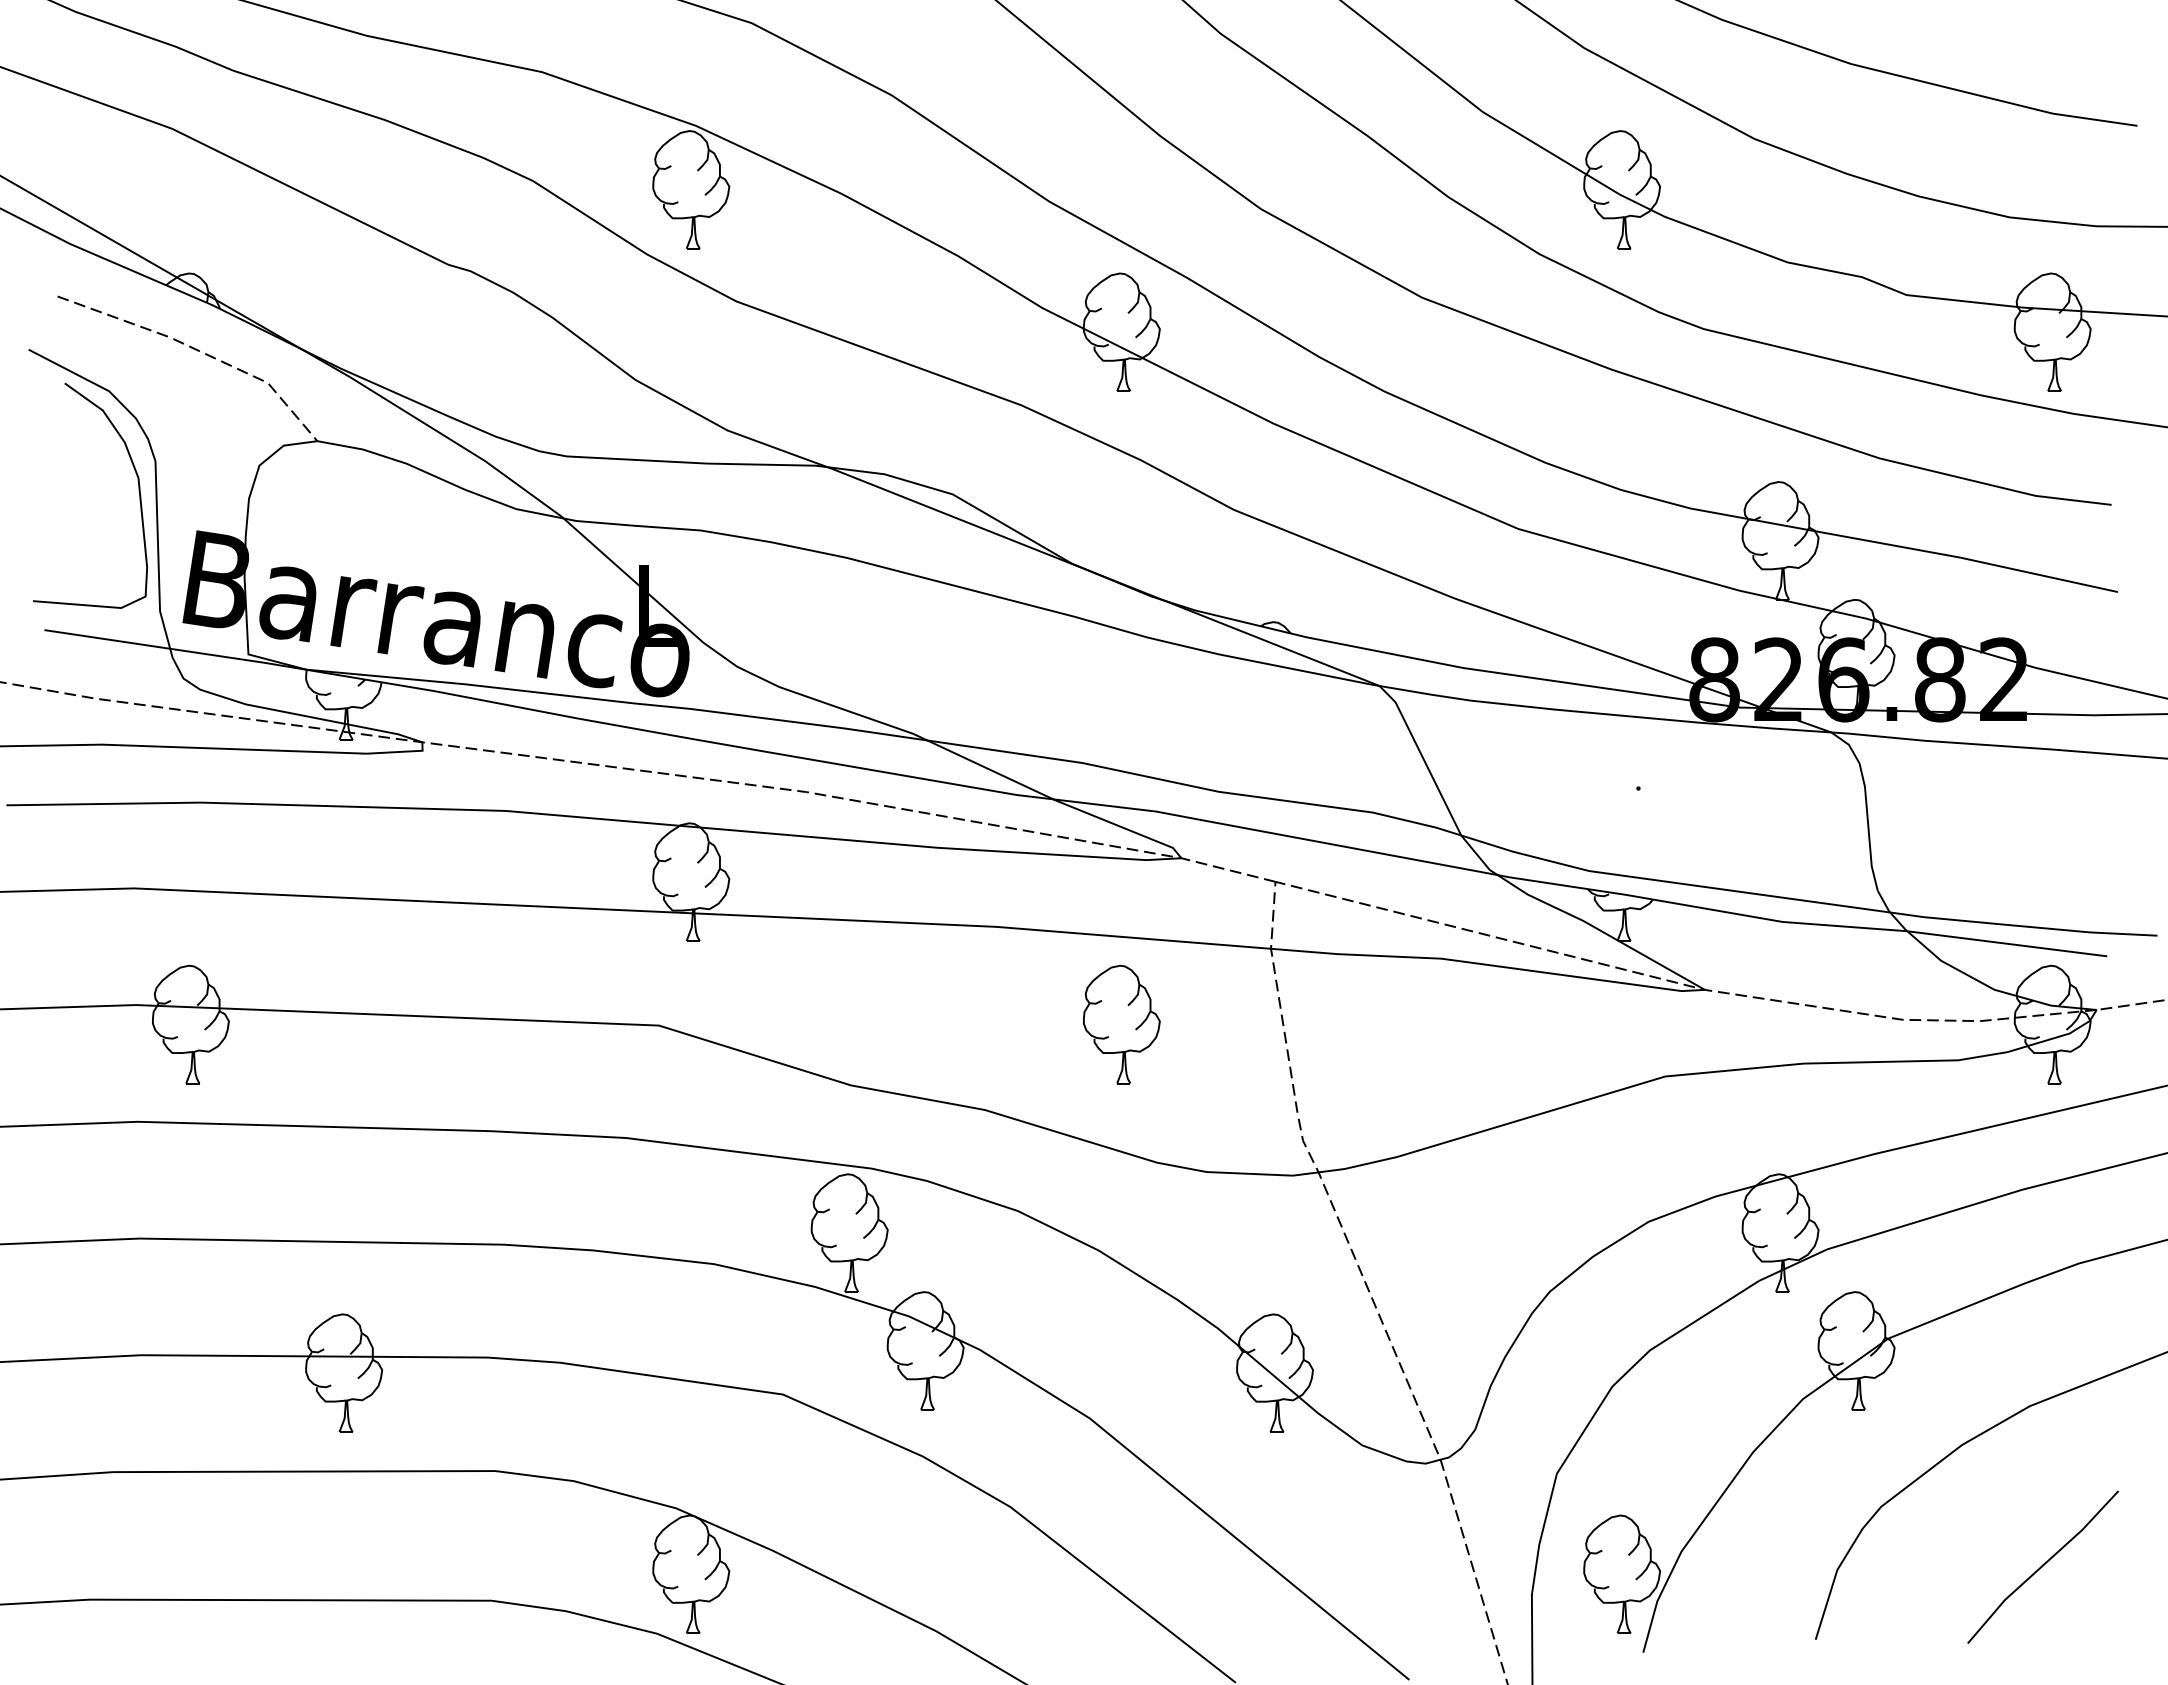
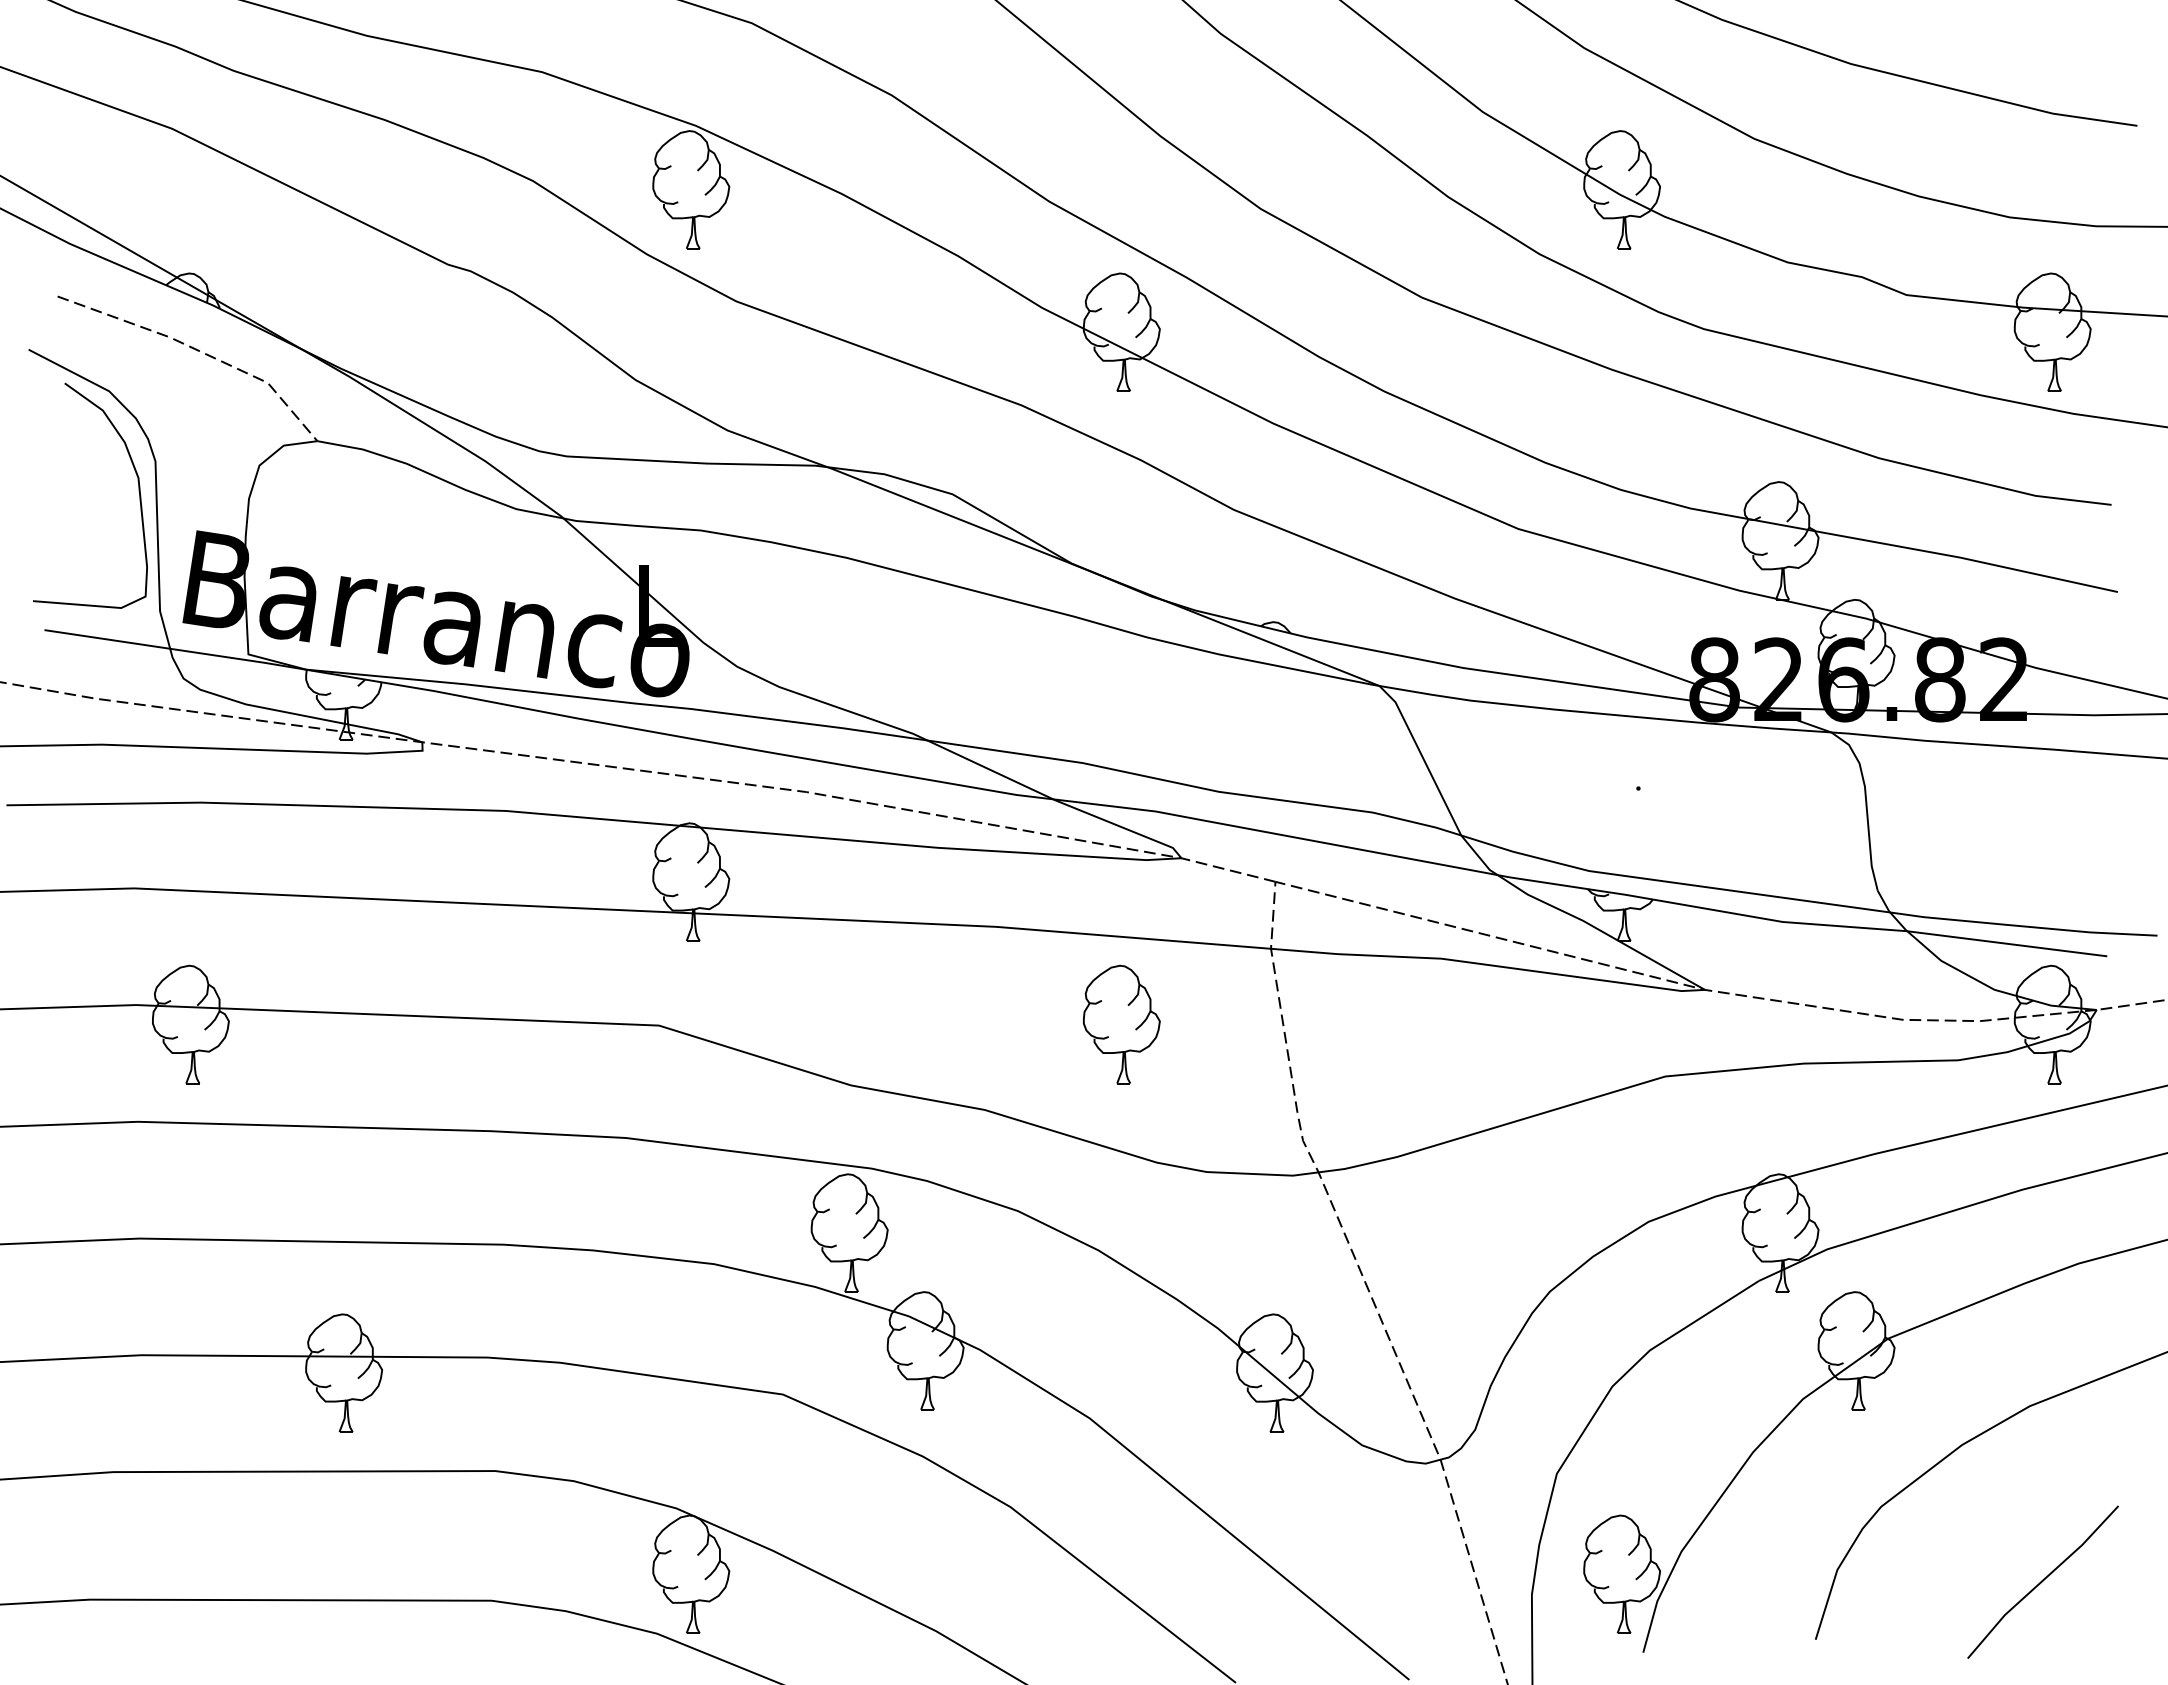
line position: (2042, 1566) -> (2042, 1581) (2042, 1581)
